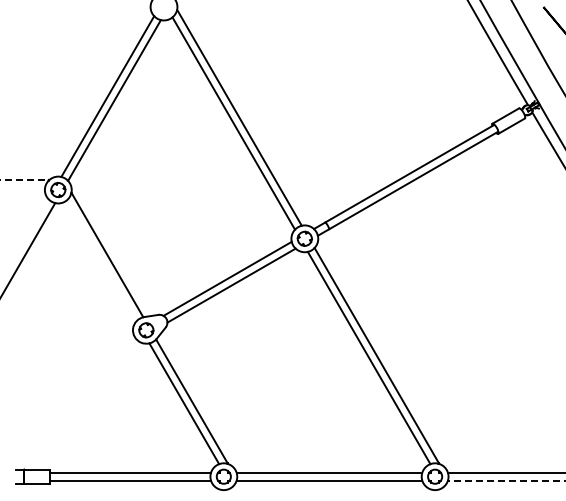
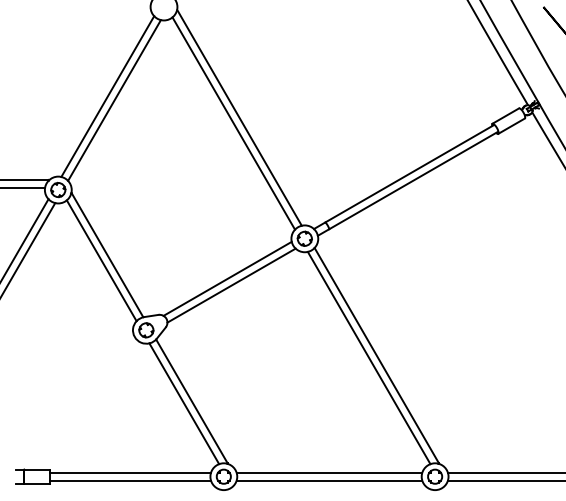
line: dashed -> solid (24, 180)
line: none -> present (23, 187)
line: none -> present (25, 239)
line: none -> present (101, 260)
line: dashed -> solid (506, 480)
